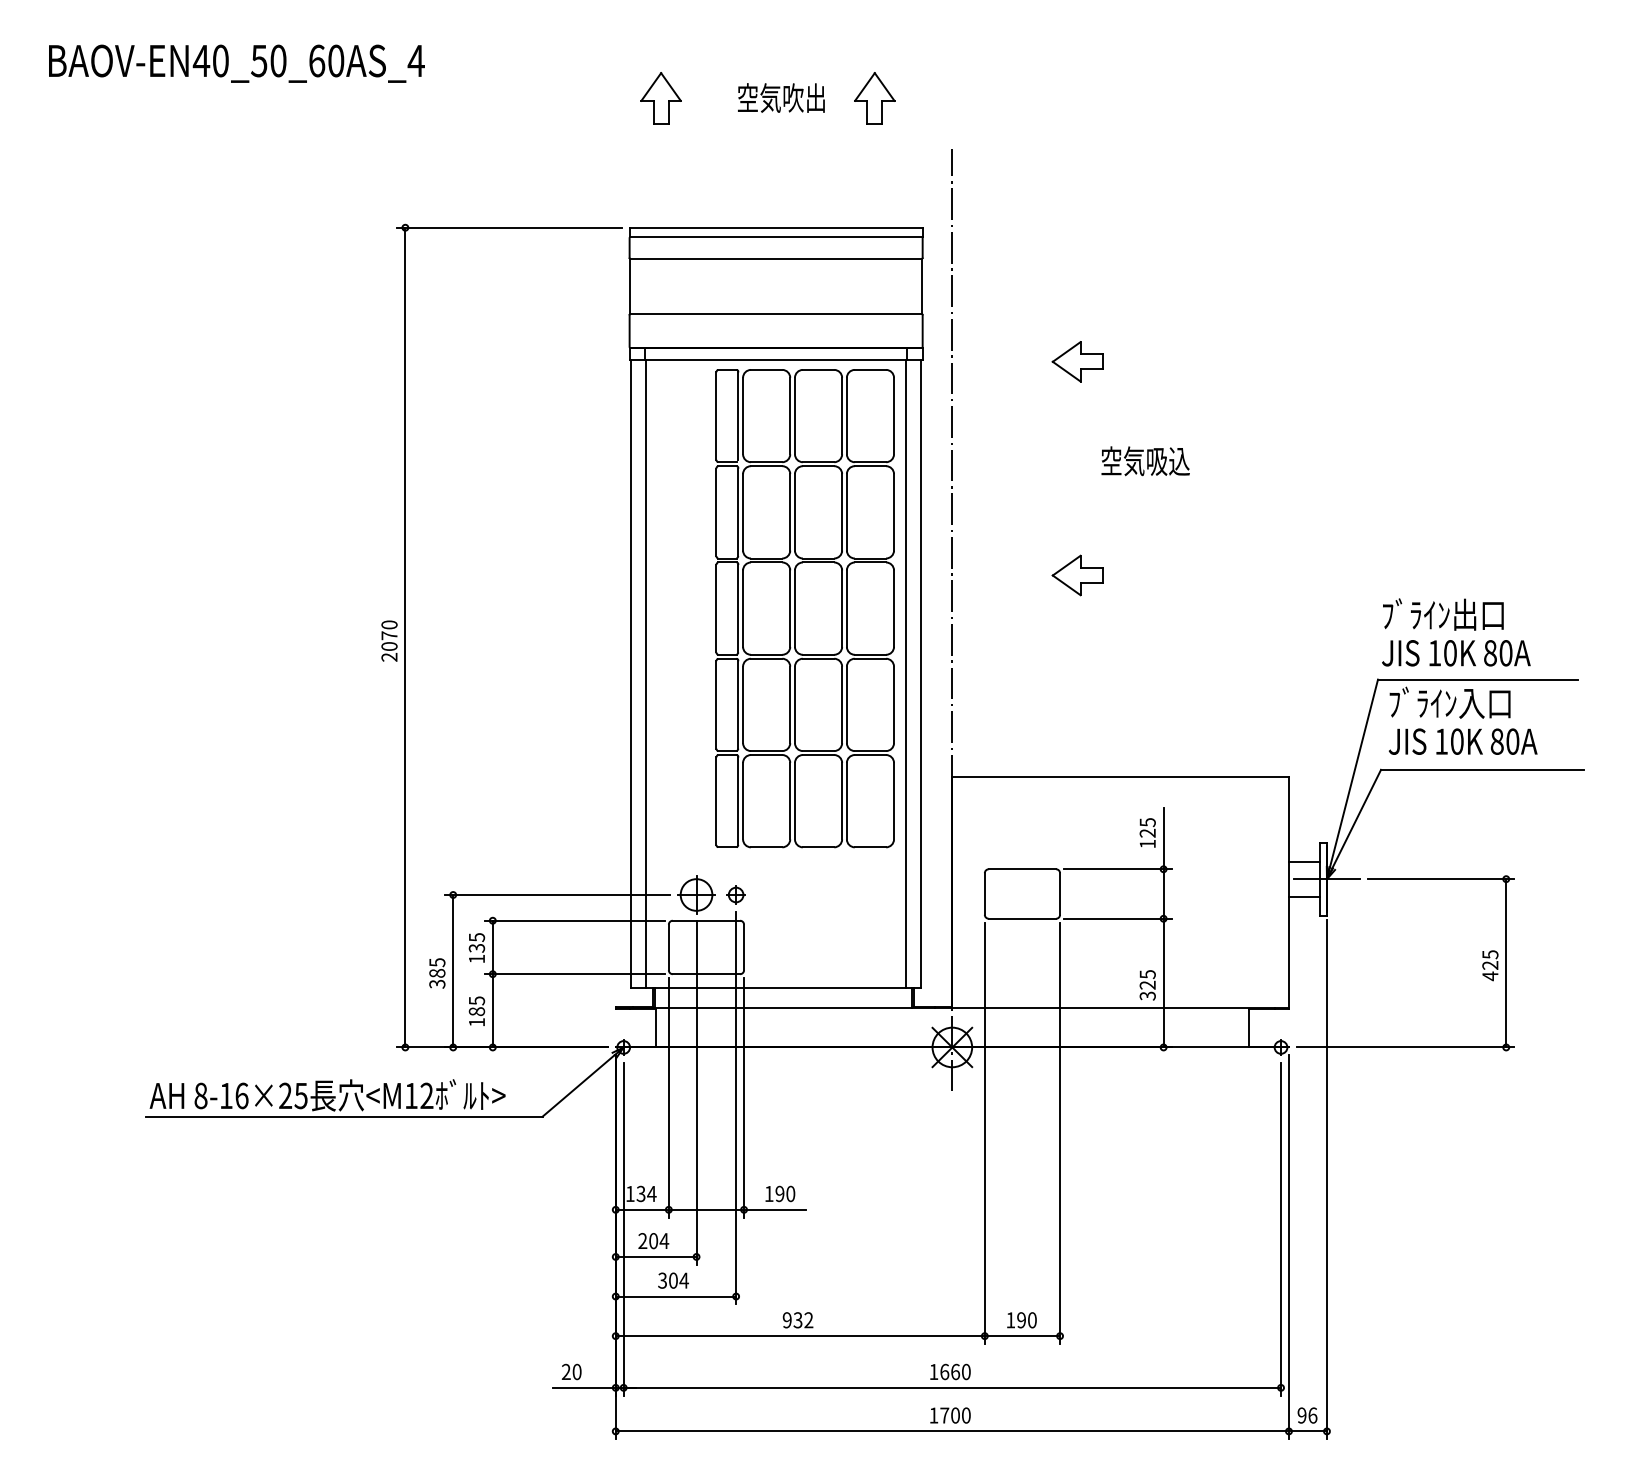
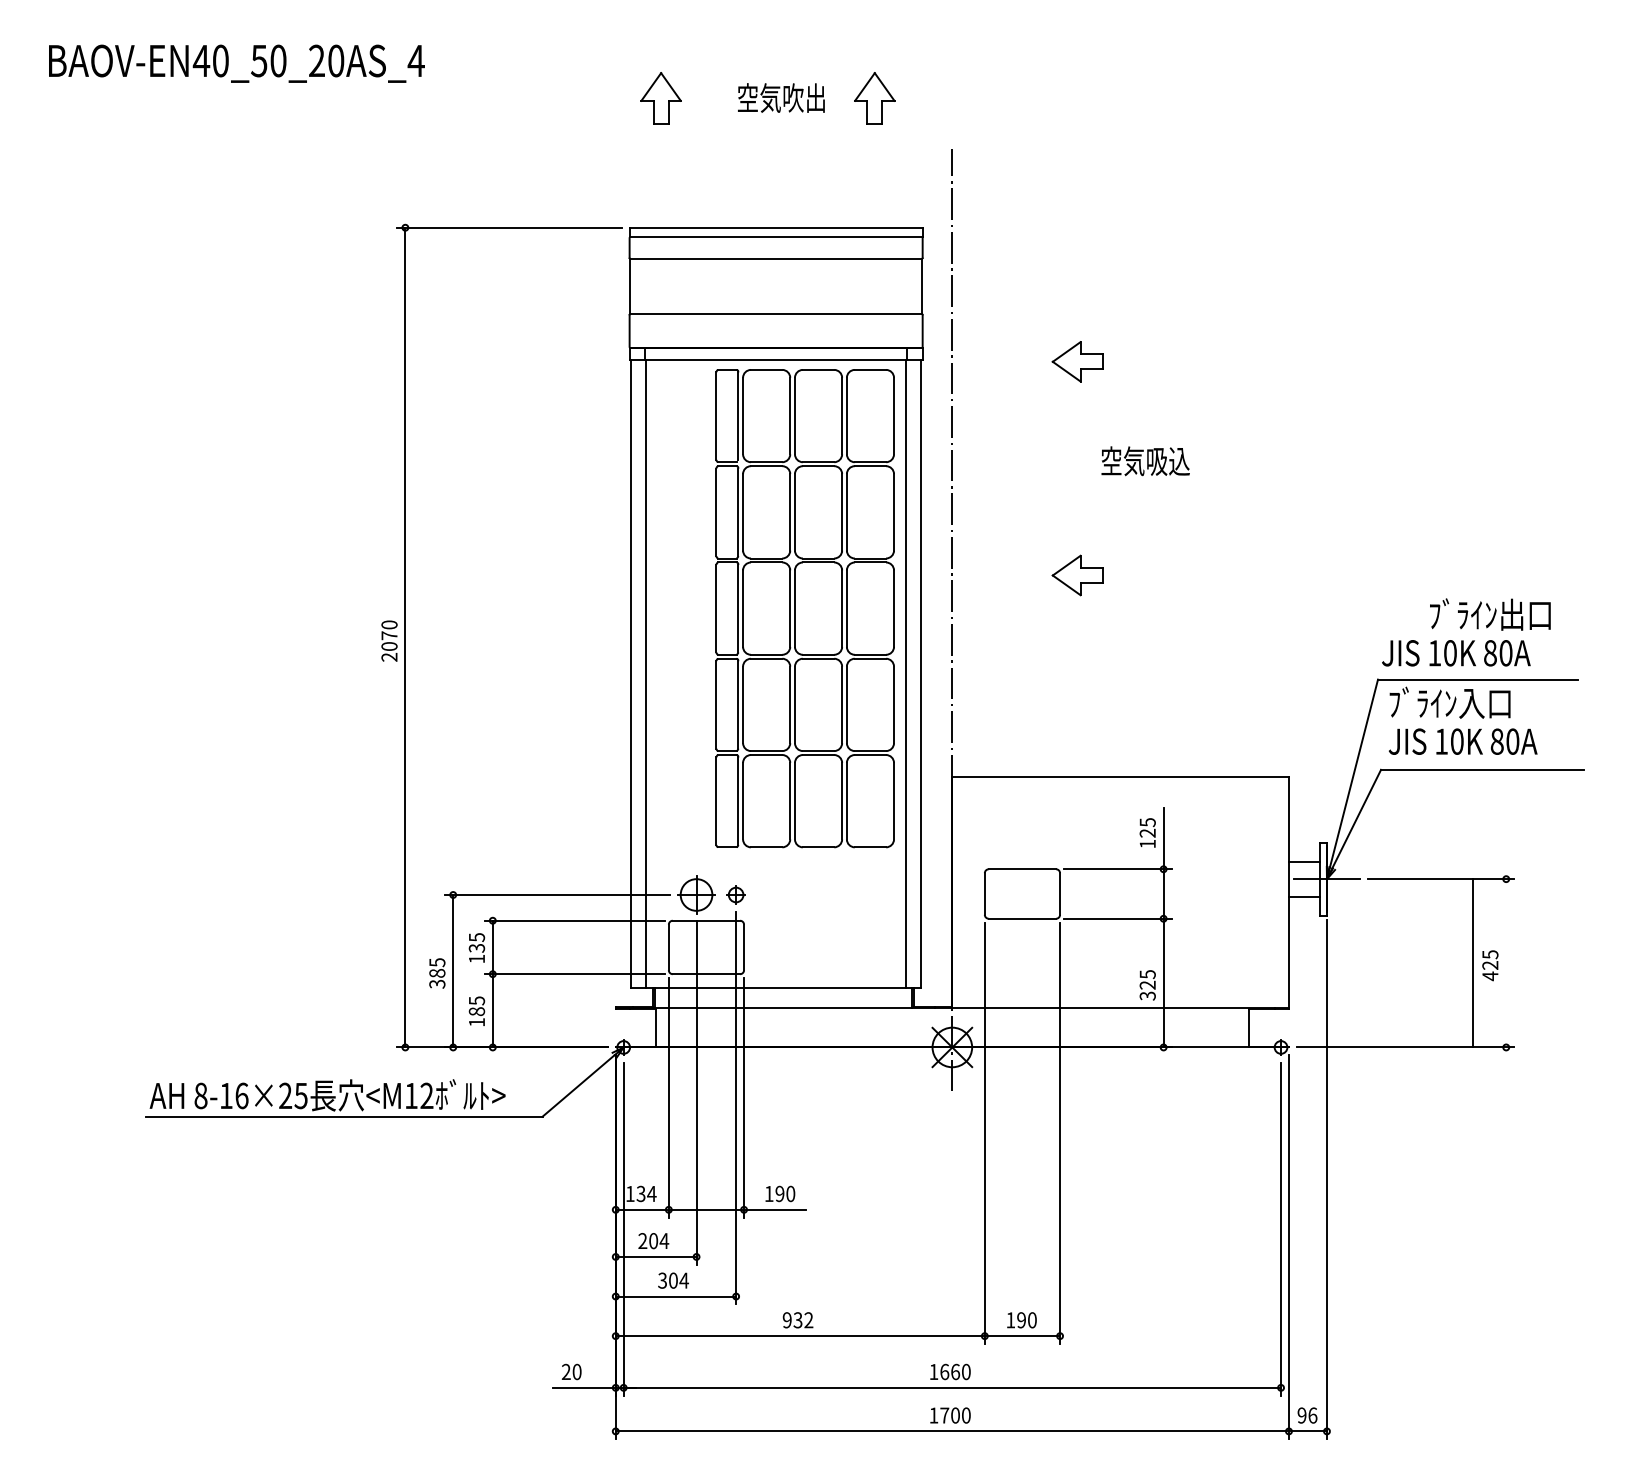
text: BAOV-EN40_50_60AS_4 -> BAOV-EN40_50_20AS_4 (317, 60)
text position: (1443, 614) -> (1490, 614) (1490, 614)
line position: (1506, 963) -> (1473, 963) (1473, 963)
